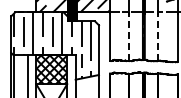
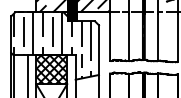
line: dashed -> solid (129, 36)
line: dashed -> solid (158, 36)
